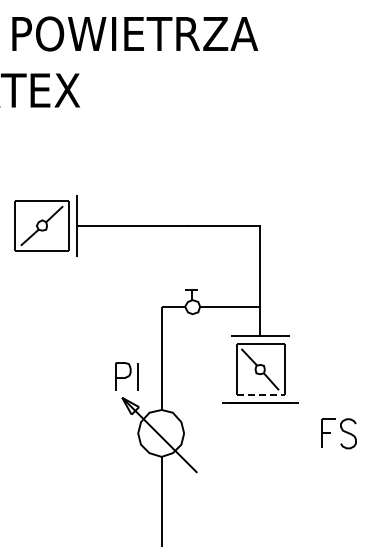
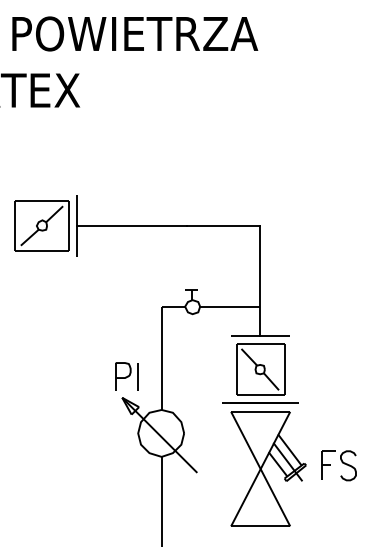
line: dashed -> solid (260, 394)
part position: (338, 433) -> (338, 465) (338, 465)
part: none -> present (268, 468)
